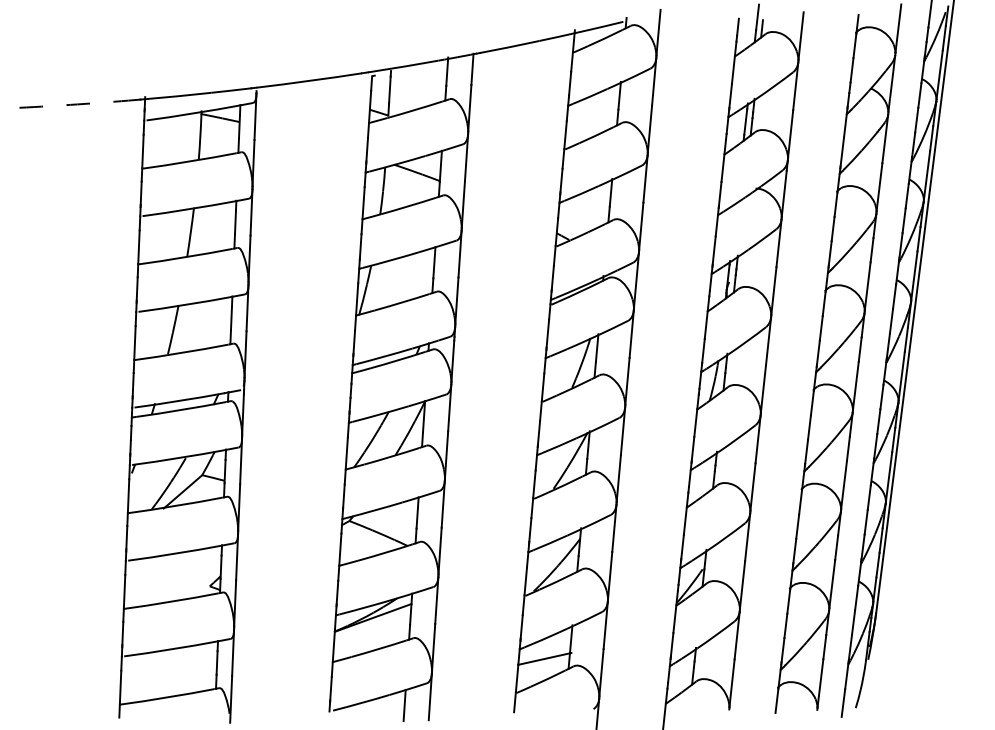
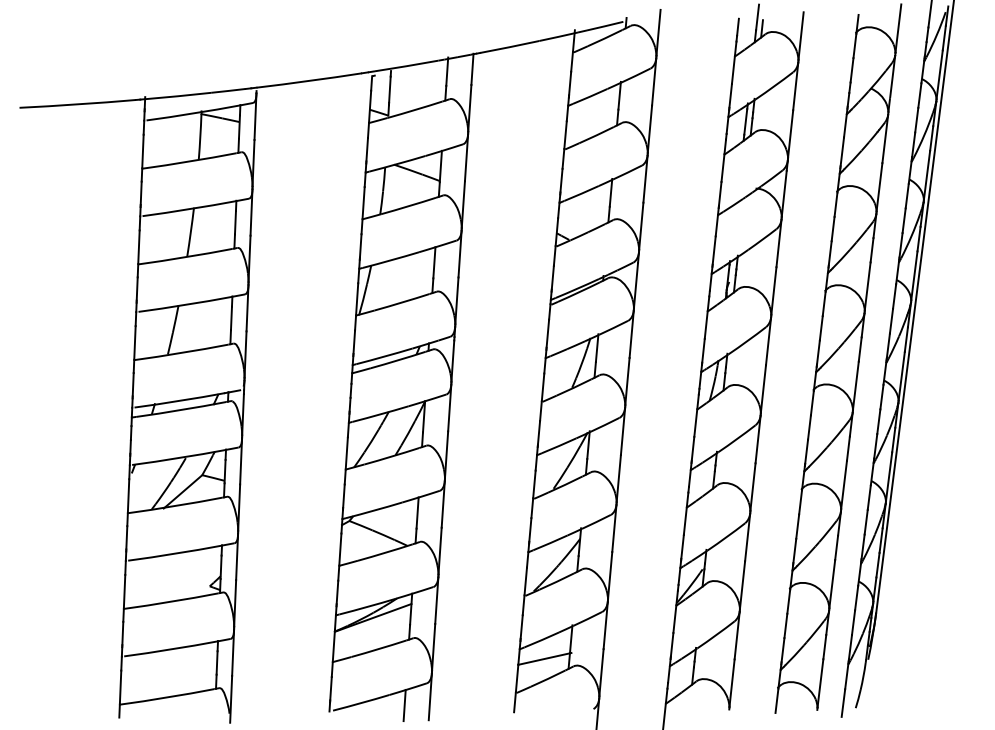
arc: dashed -> solid (77, 104)
